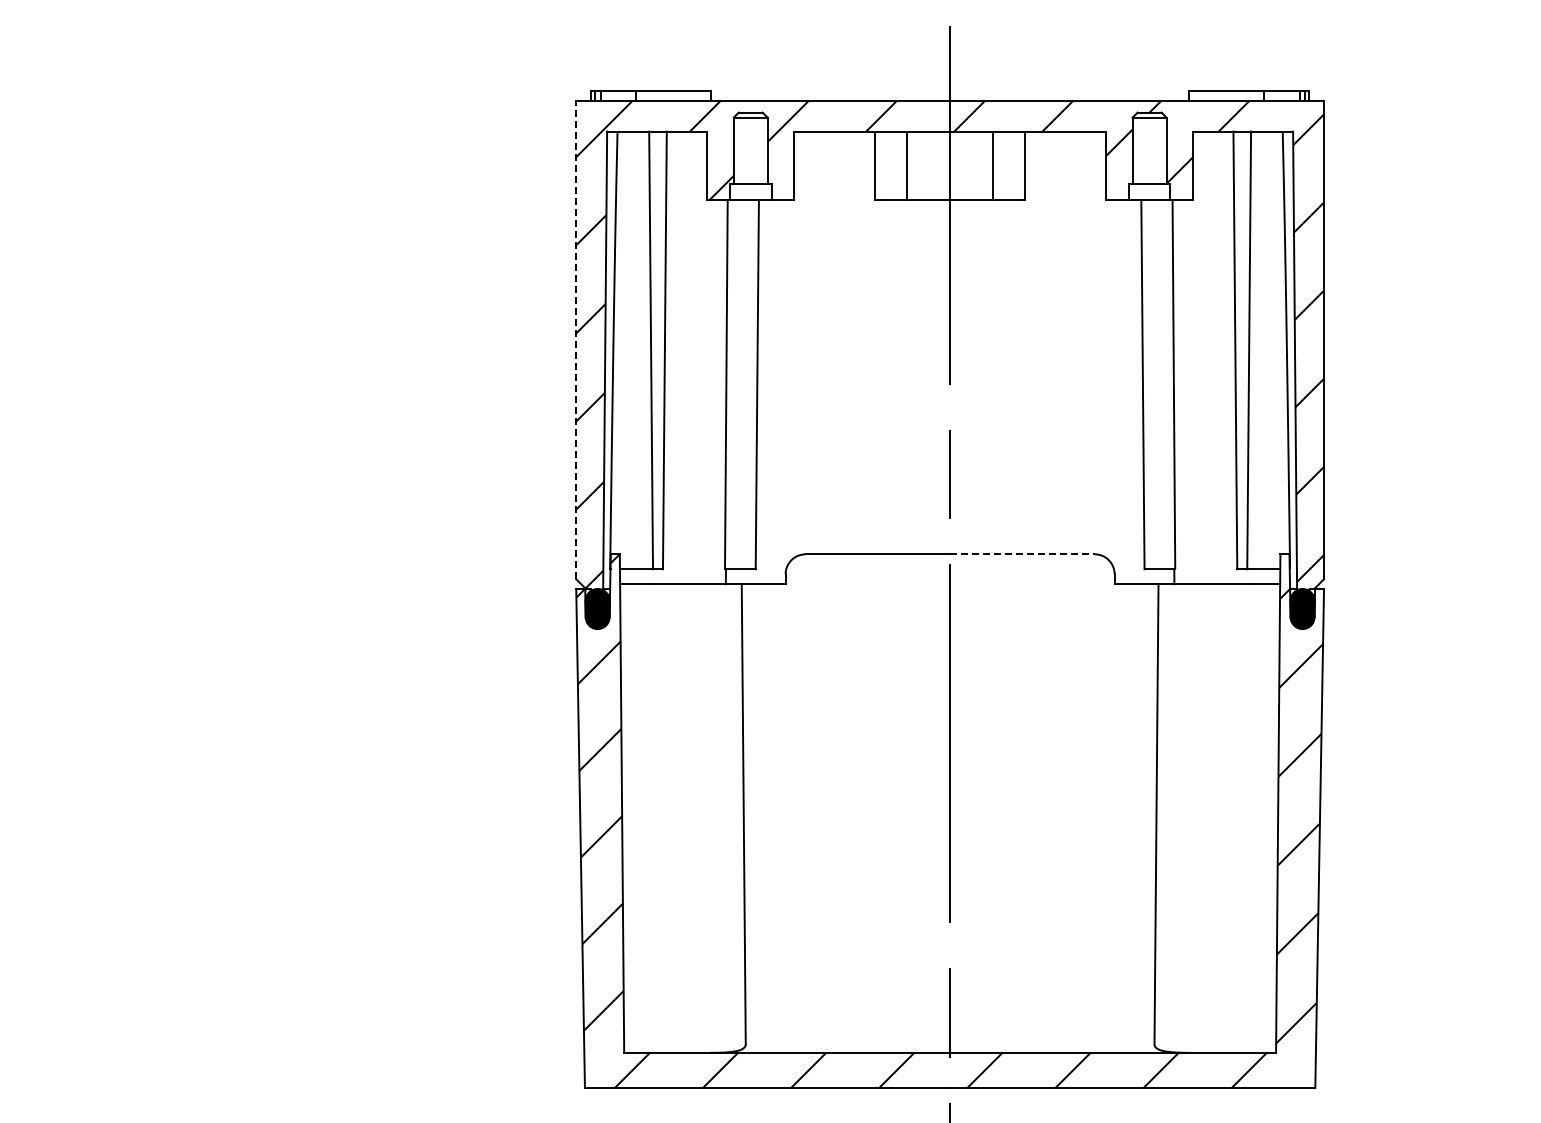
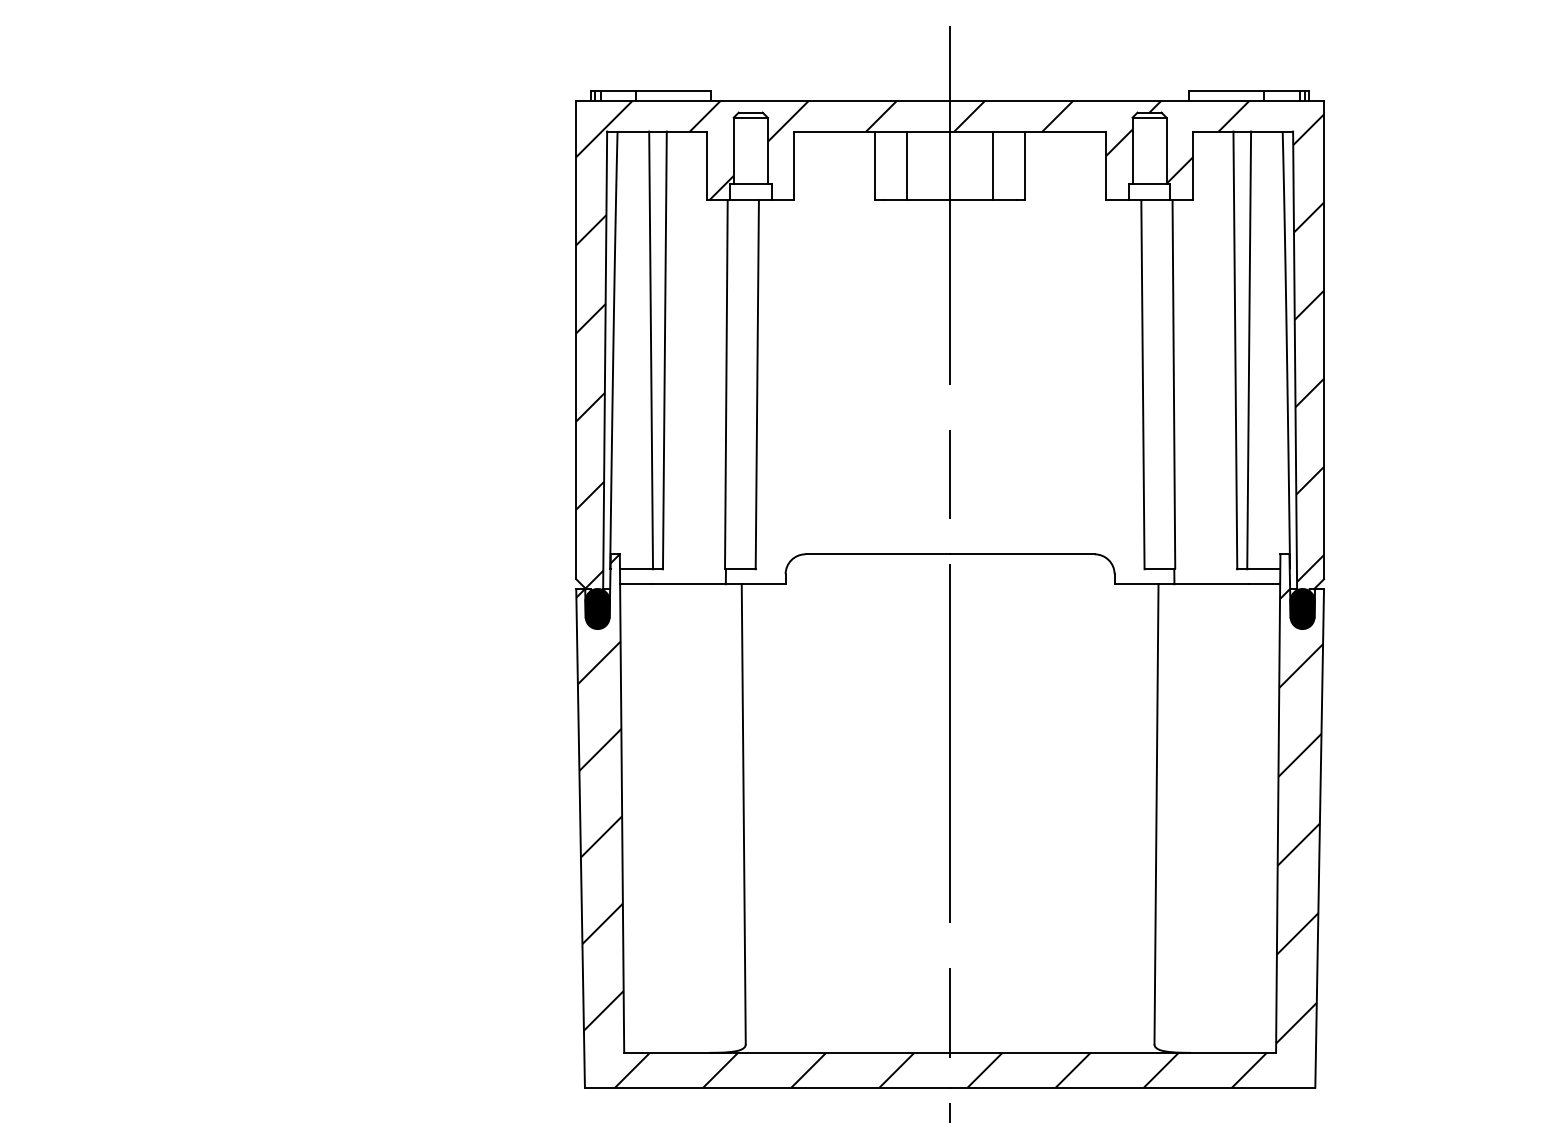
line: dashed -> solid (576, 339)
line: dashed -> solid (1022, 554)
